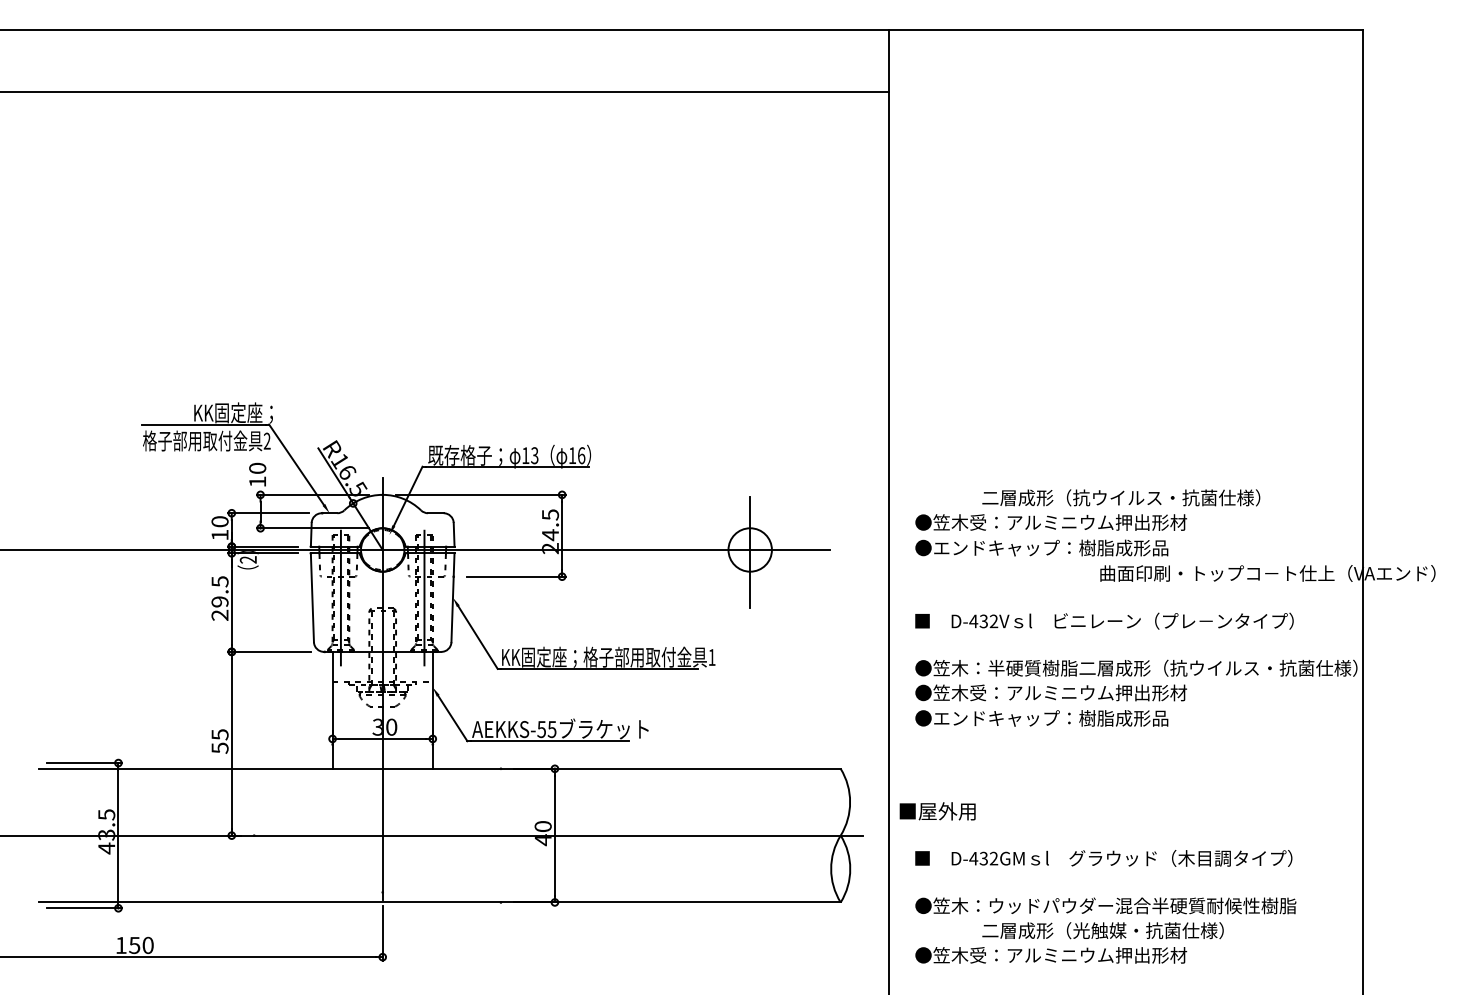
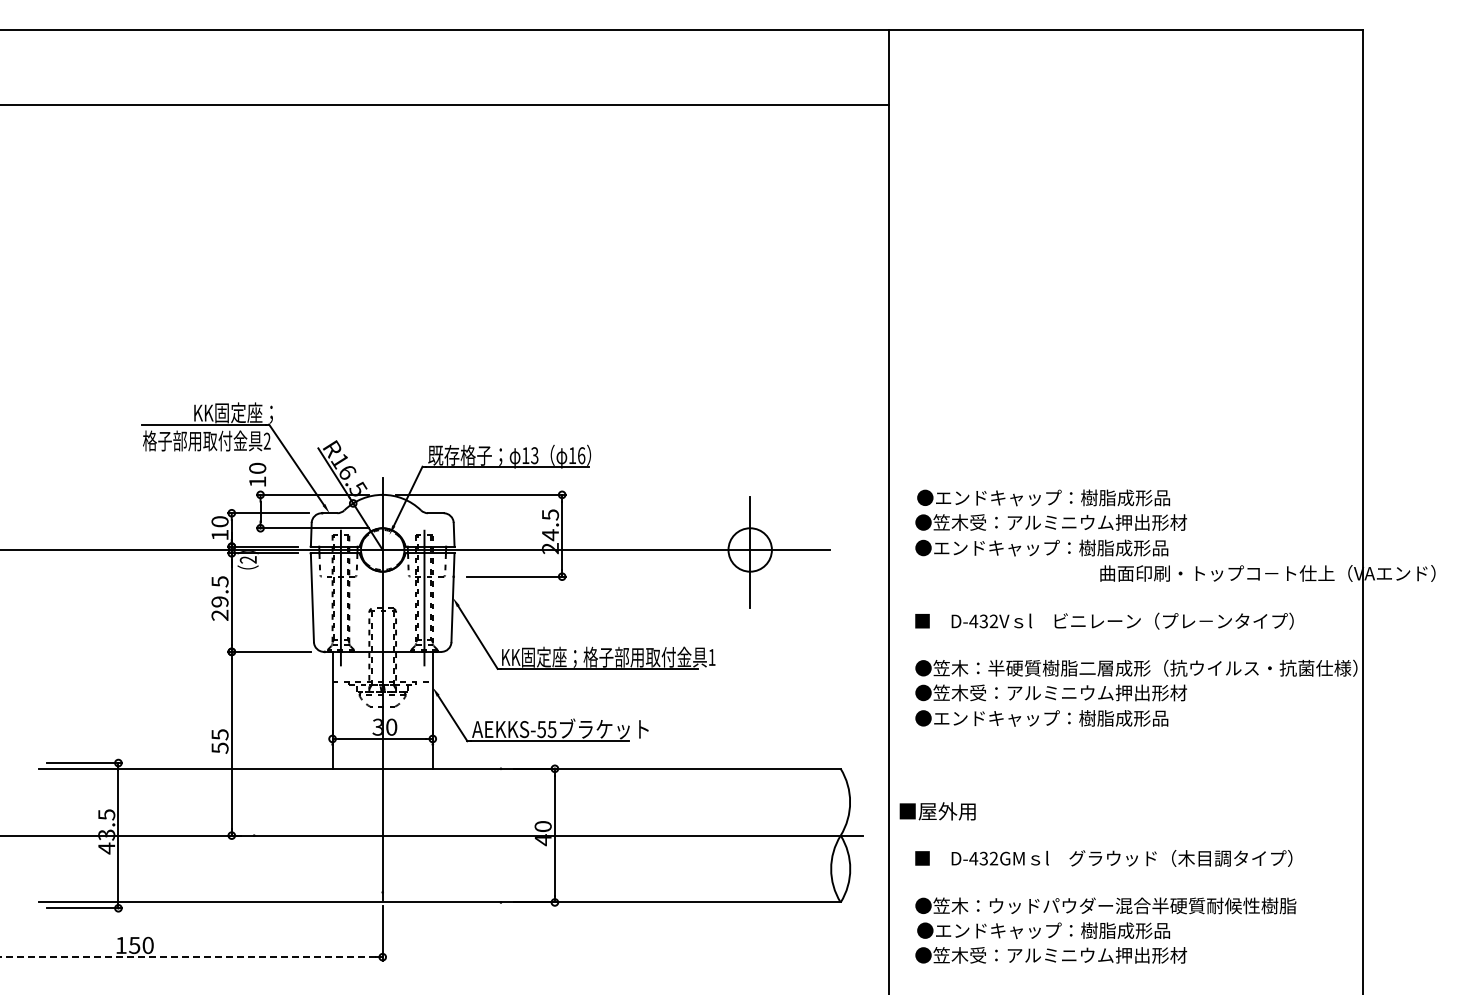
line position: (445, 91) -> (445, 104) (445, 104)
text: 二層成形（抗ウイルス・抗菌仕様） -> ●エンドキャップ：樹脂成形品 (1088, 497)
text: 二層成形（光触媒・抗菌仕様） -> ●エンドキャップ：樹脂成形品 (1070, 930)
line: solid -> dashed (188, 957)
